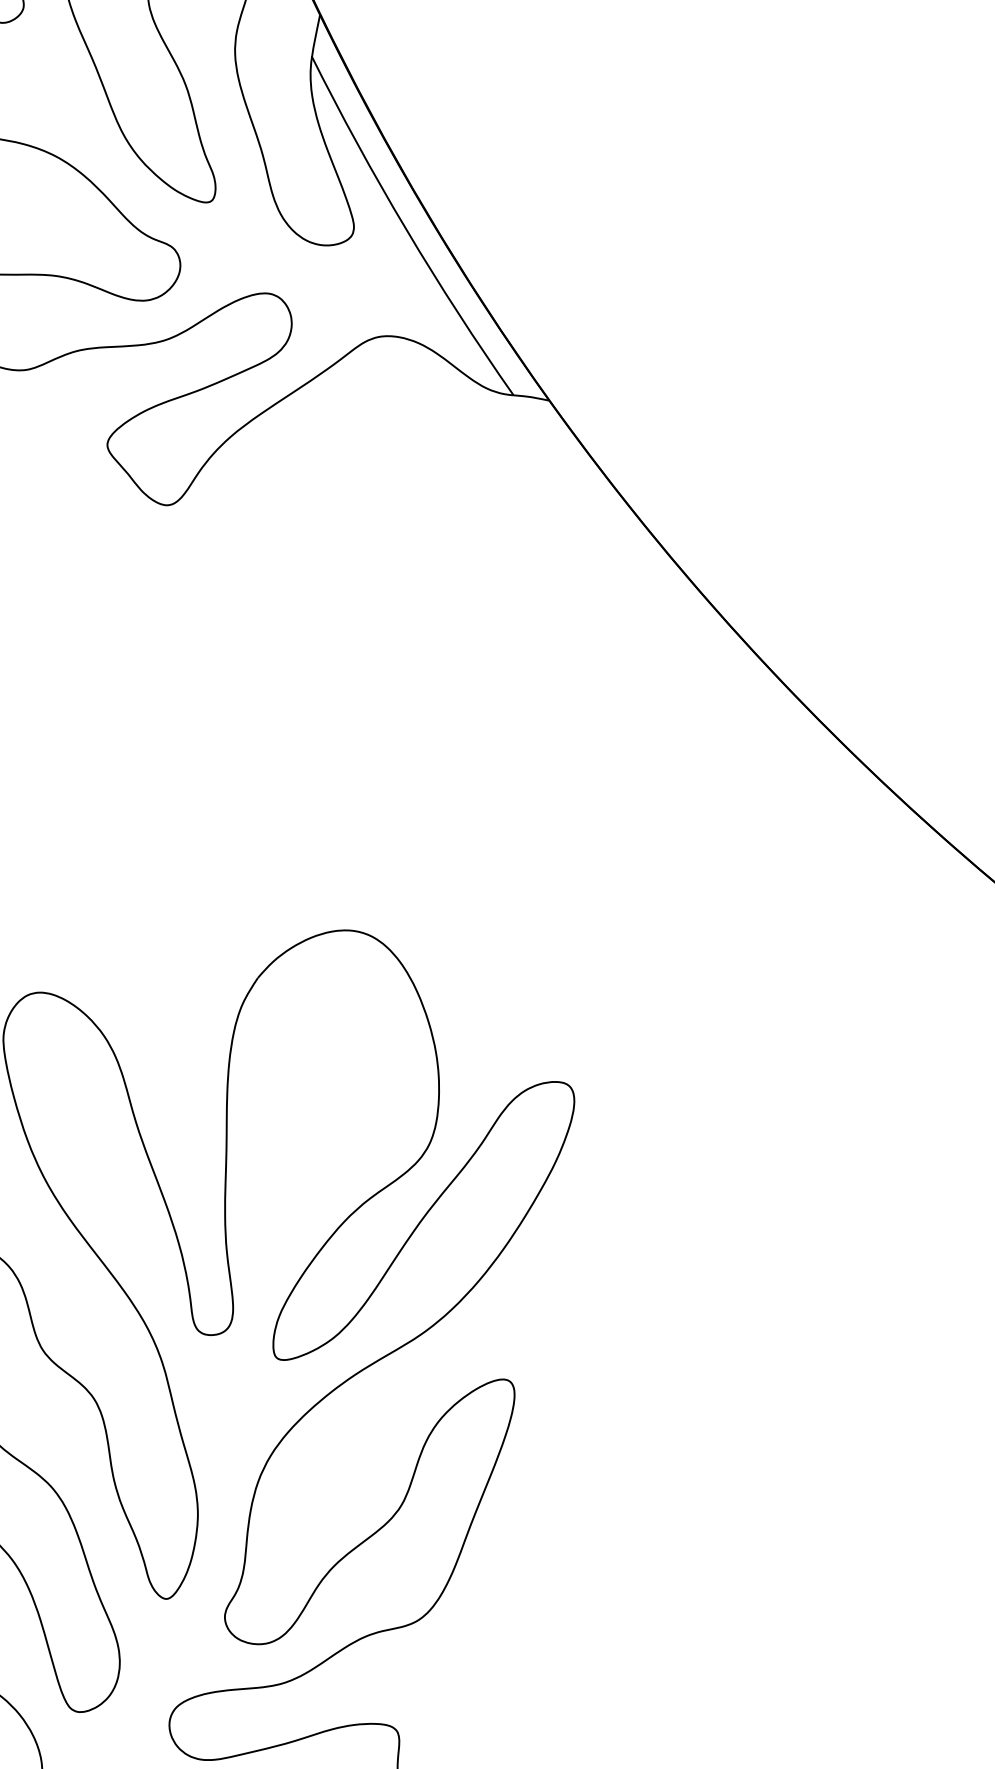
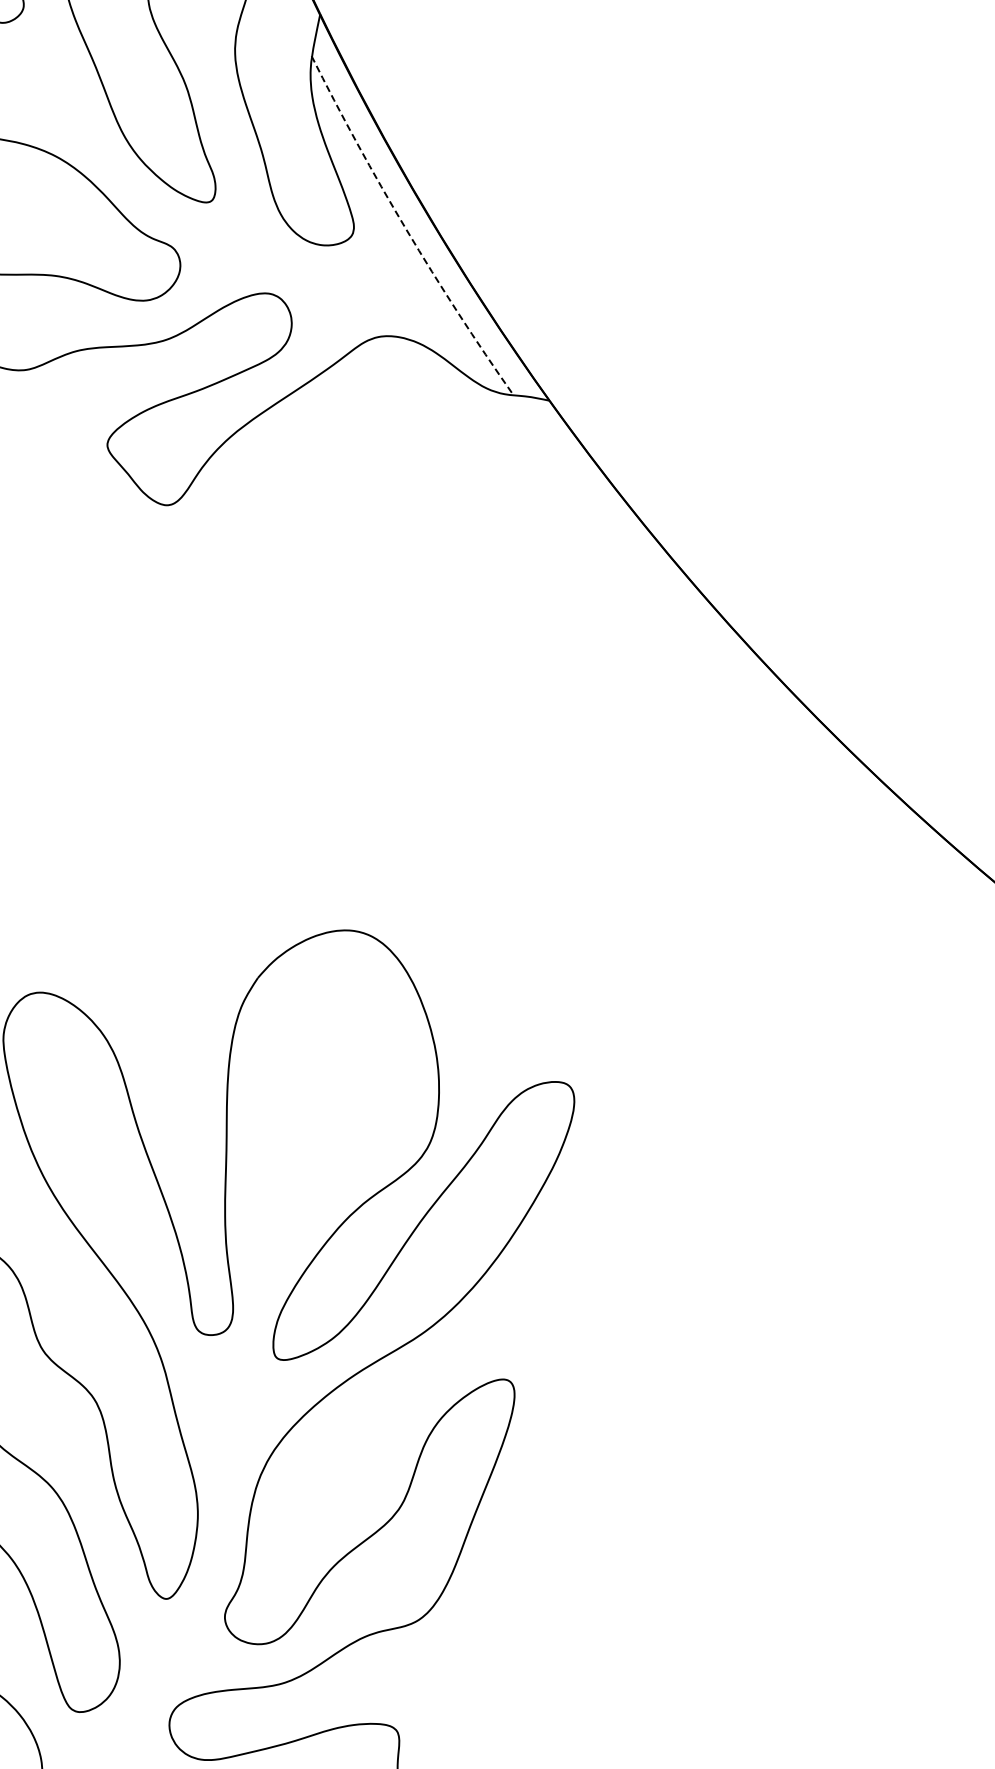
arc: solid -> dashed (406, 229)
